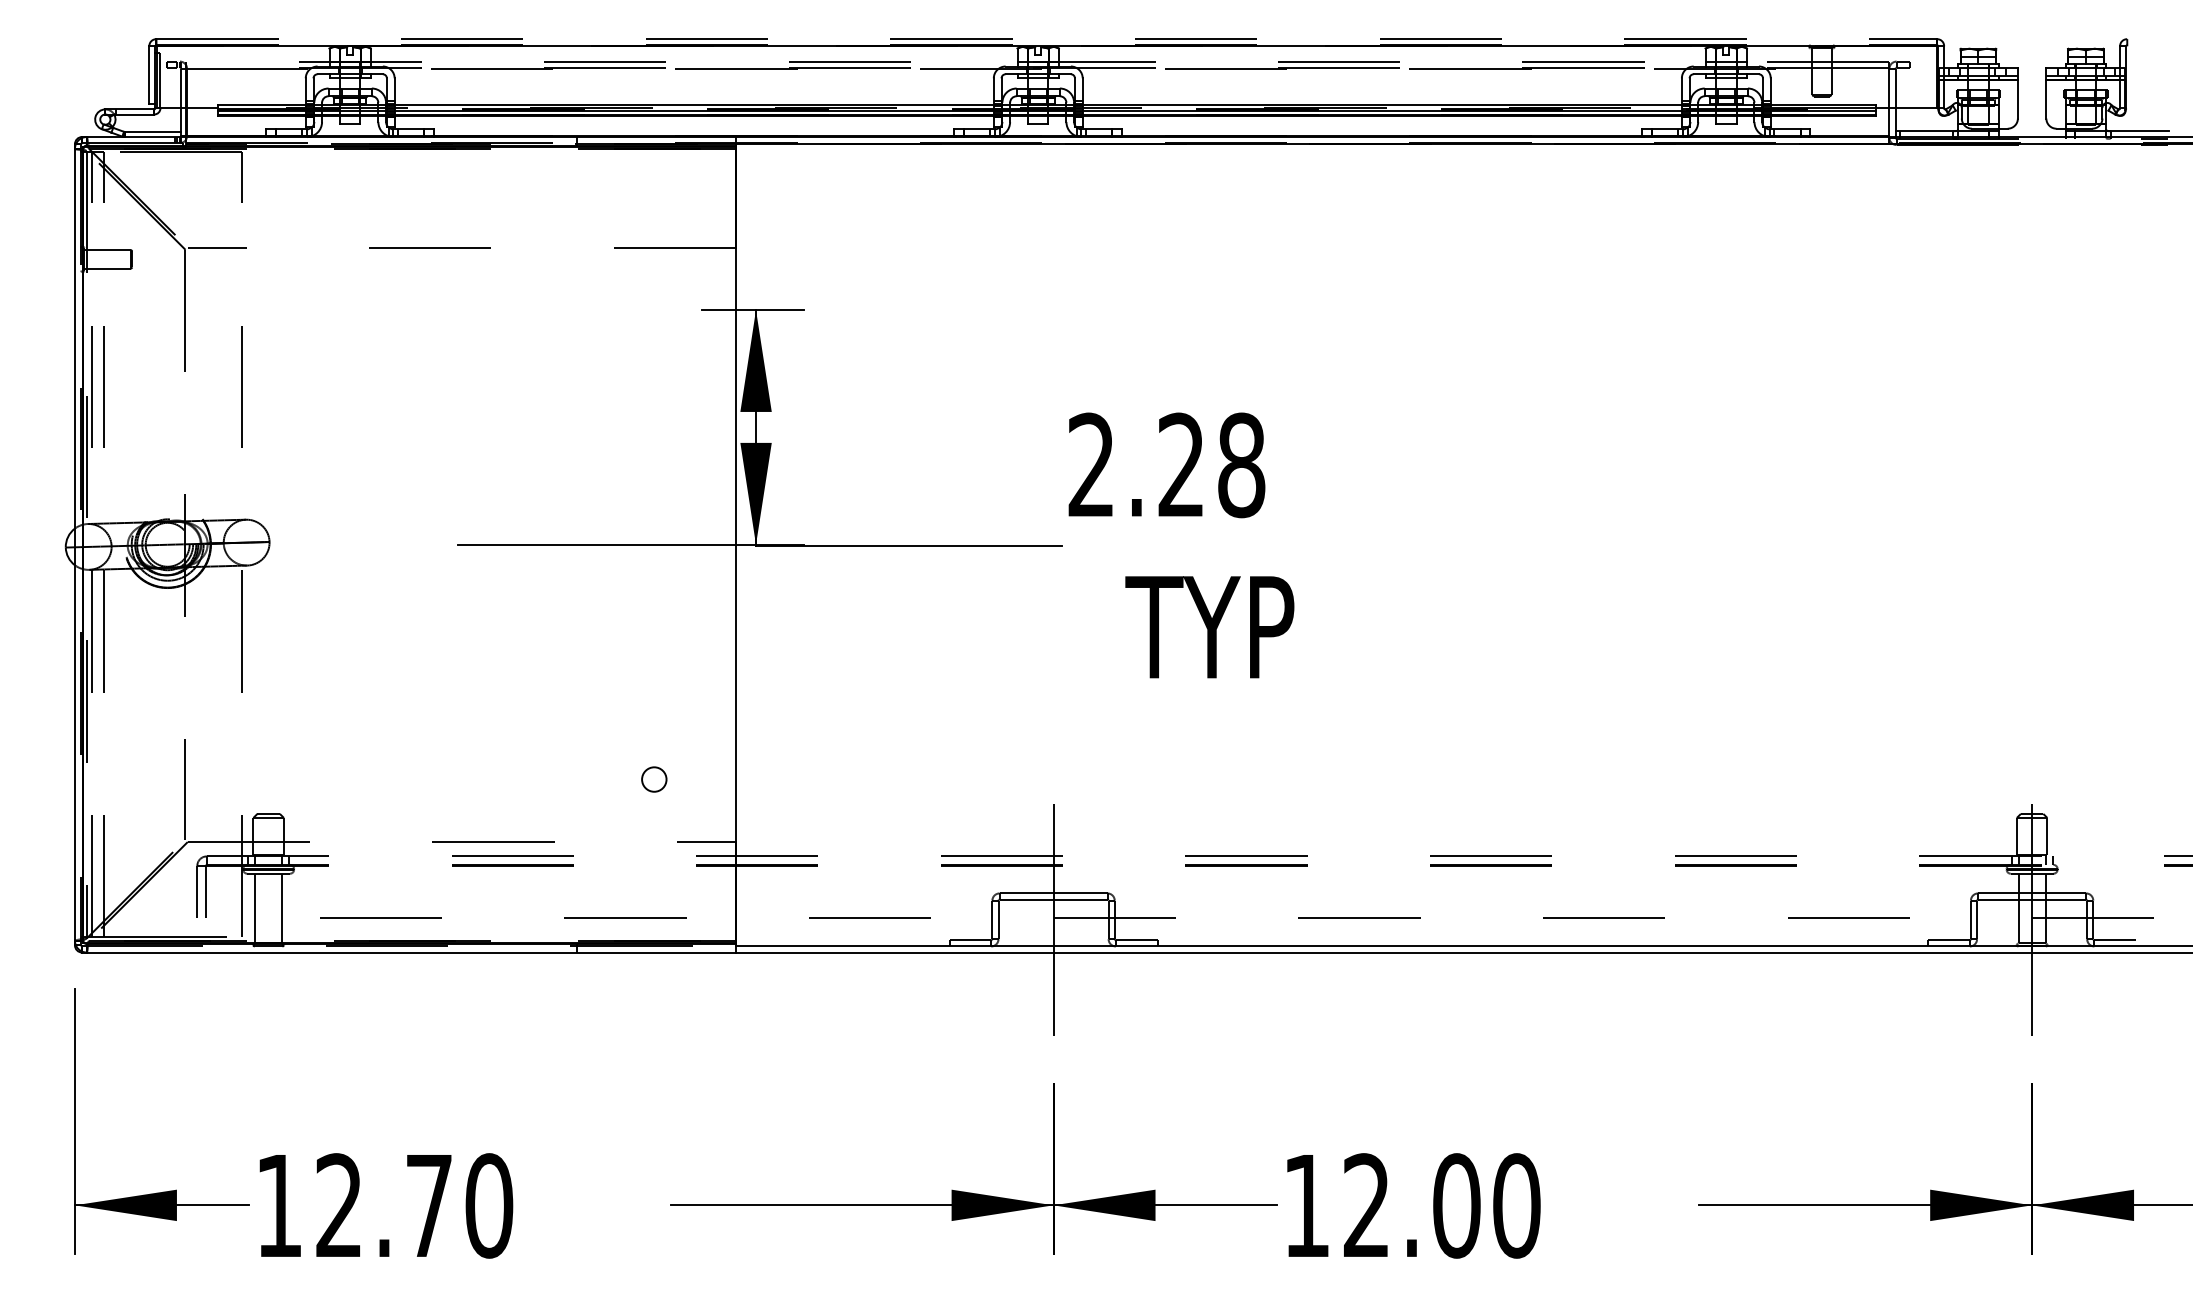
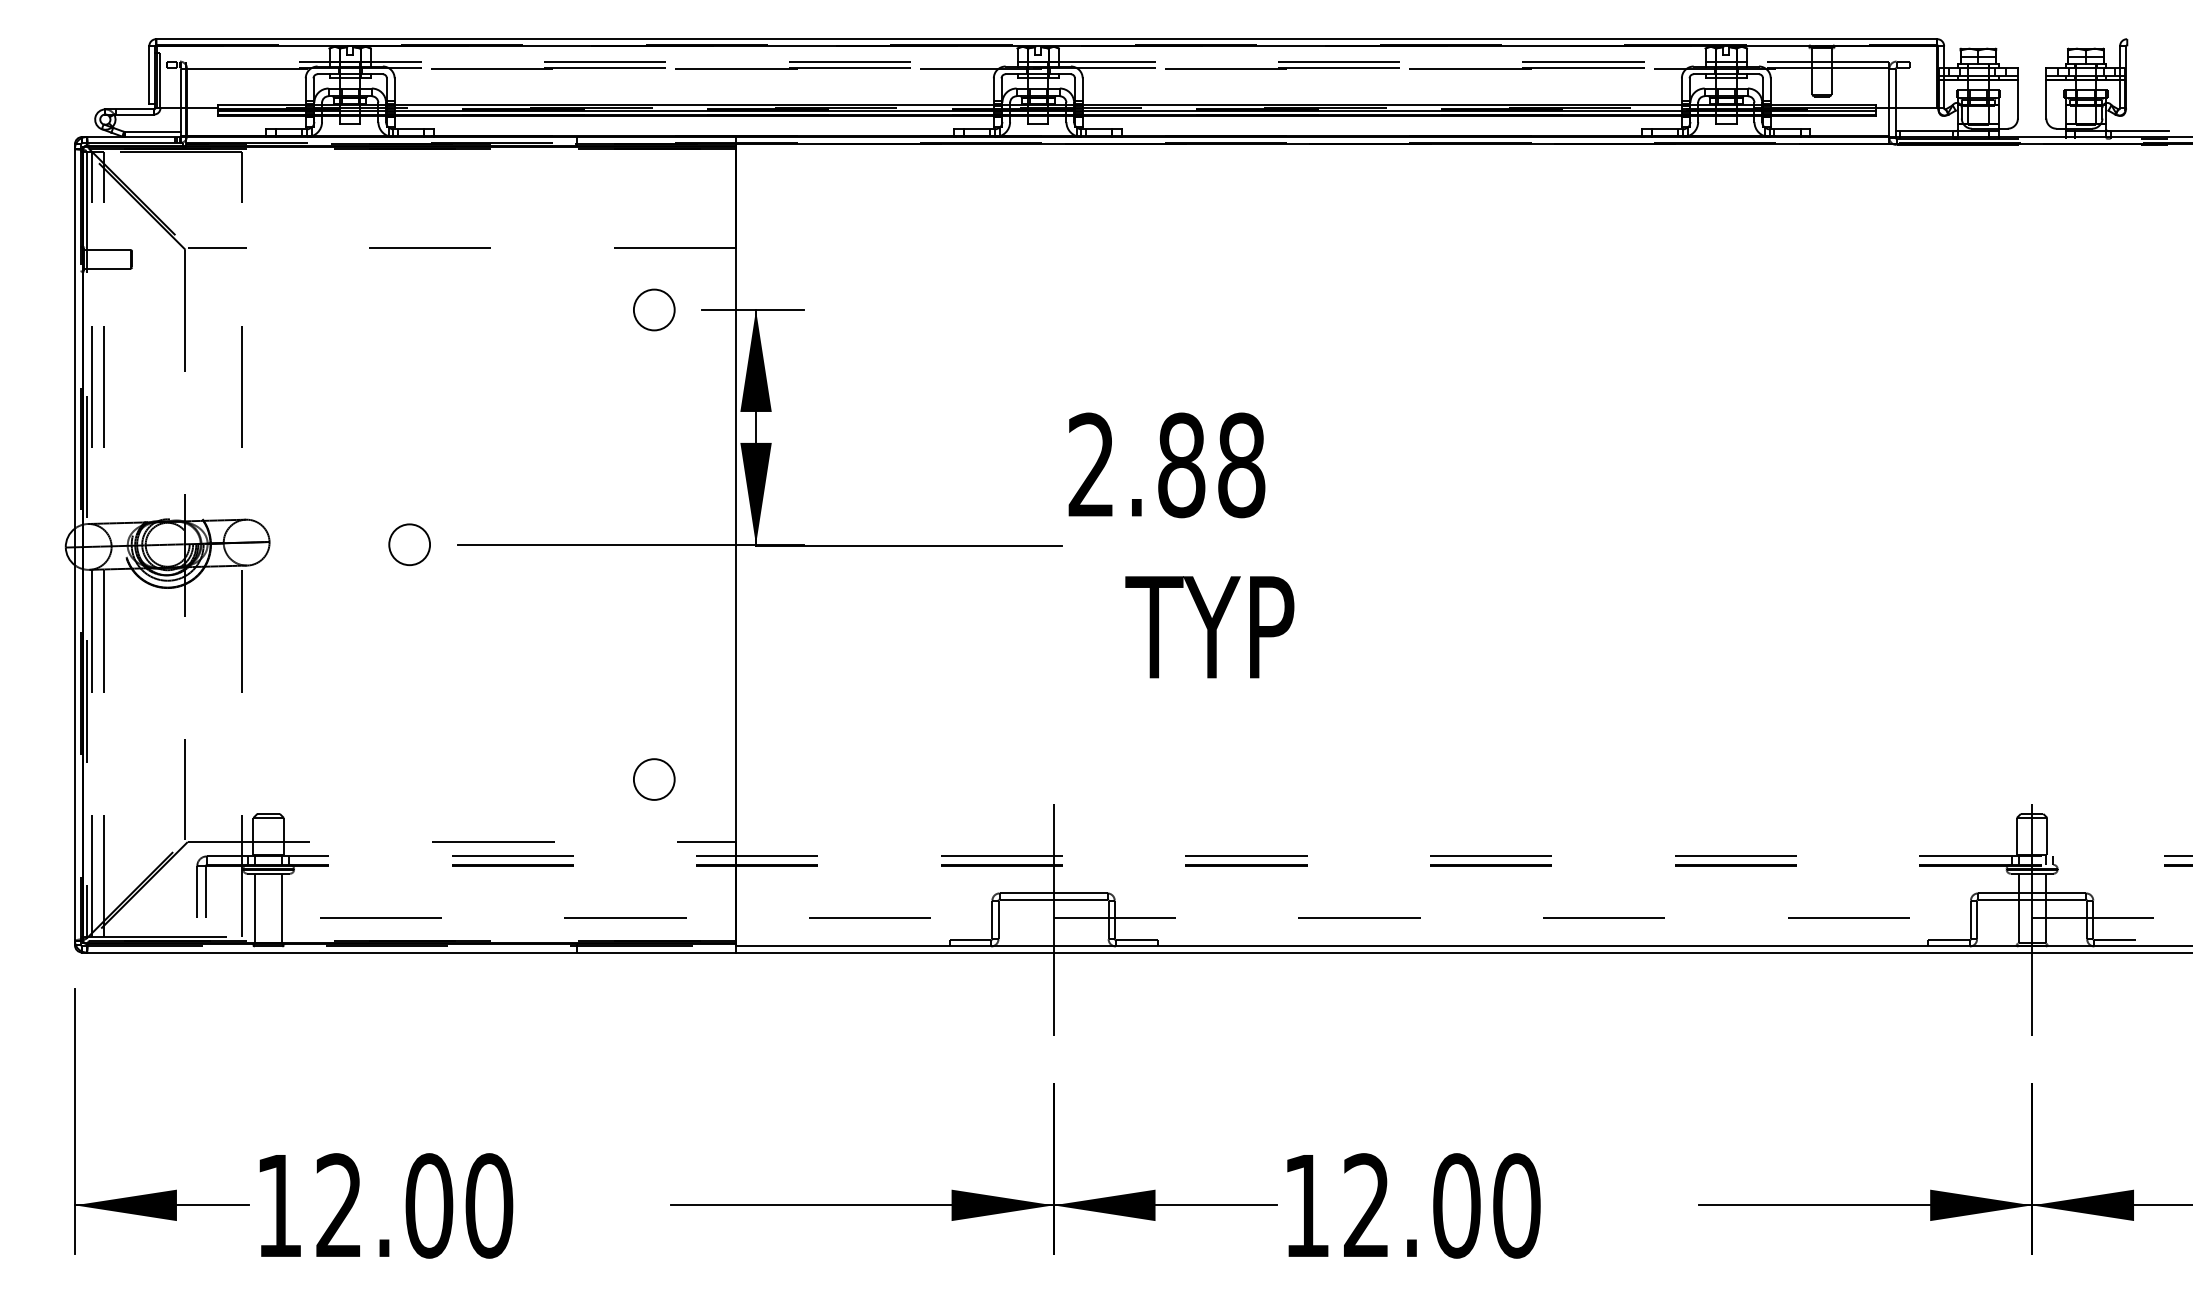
line: dashed -> solid (1047, 39)
circle: none -> present (654, 309)
text: 2.28 -> 2.88 (1181, 465)
circle: none -> present (409, 544)
circle diameter: 24 px -> 41 px (653, 779)
text: 12.70 -> 12.00 (429, 1205)
